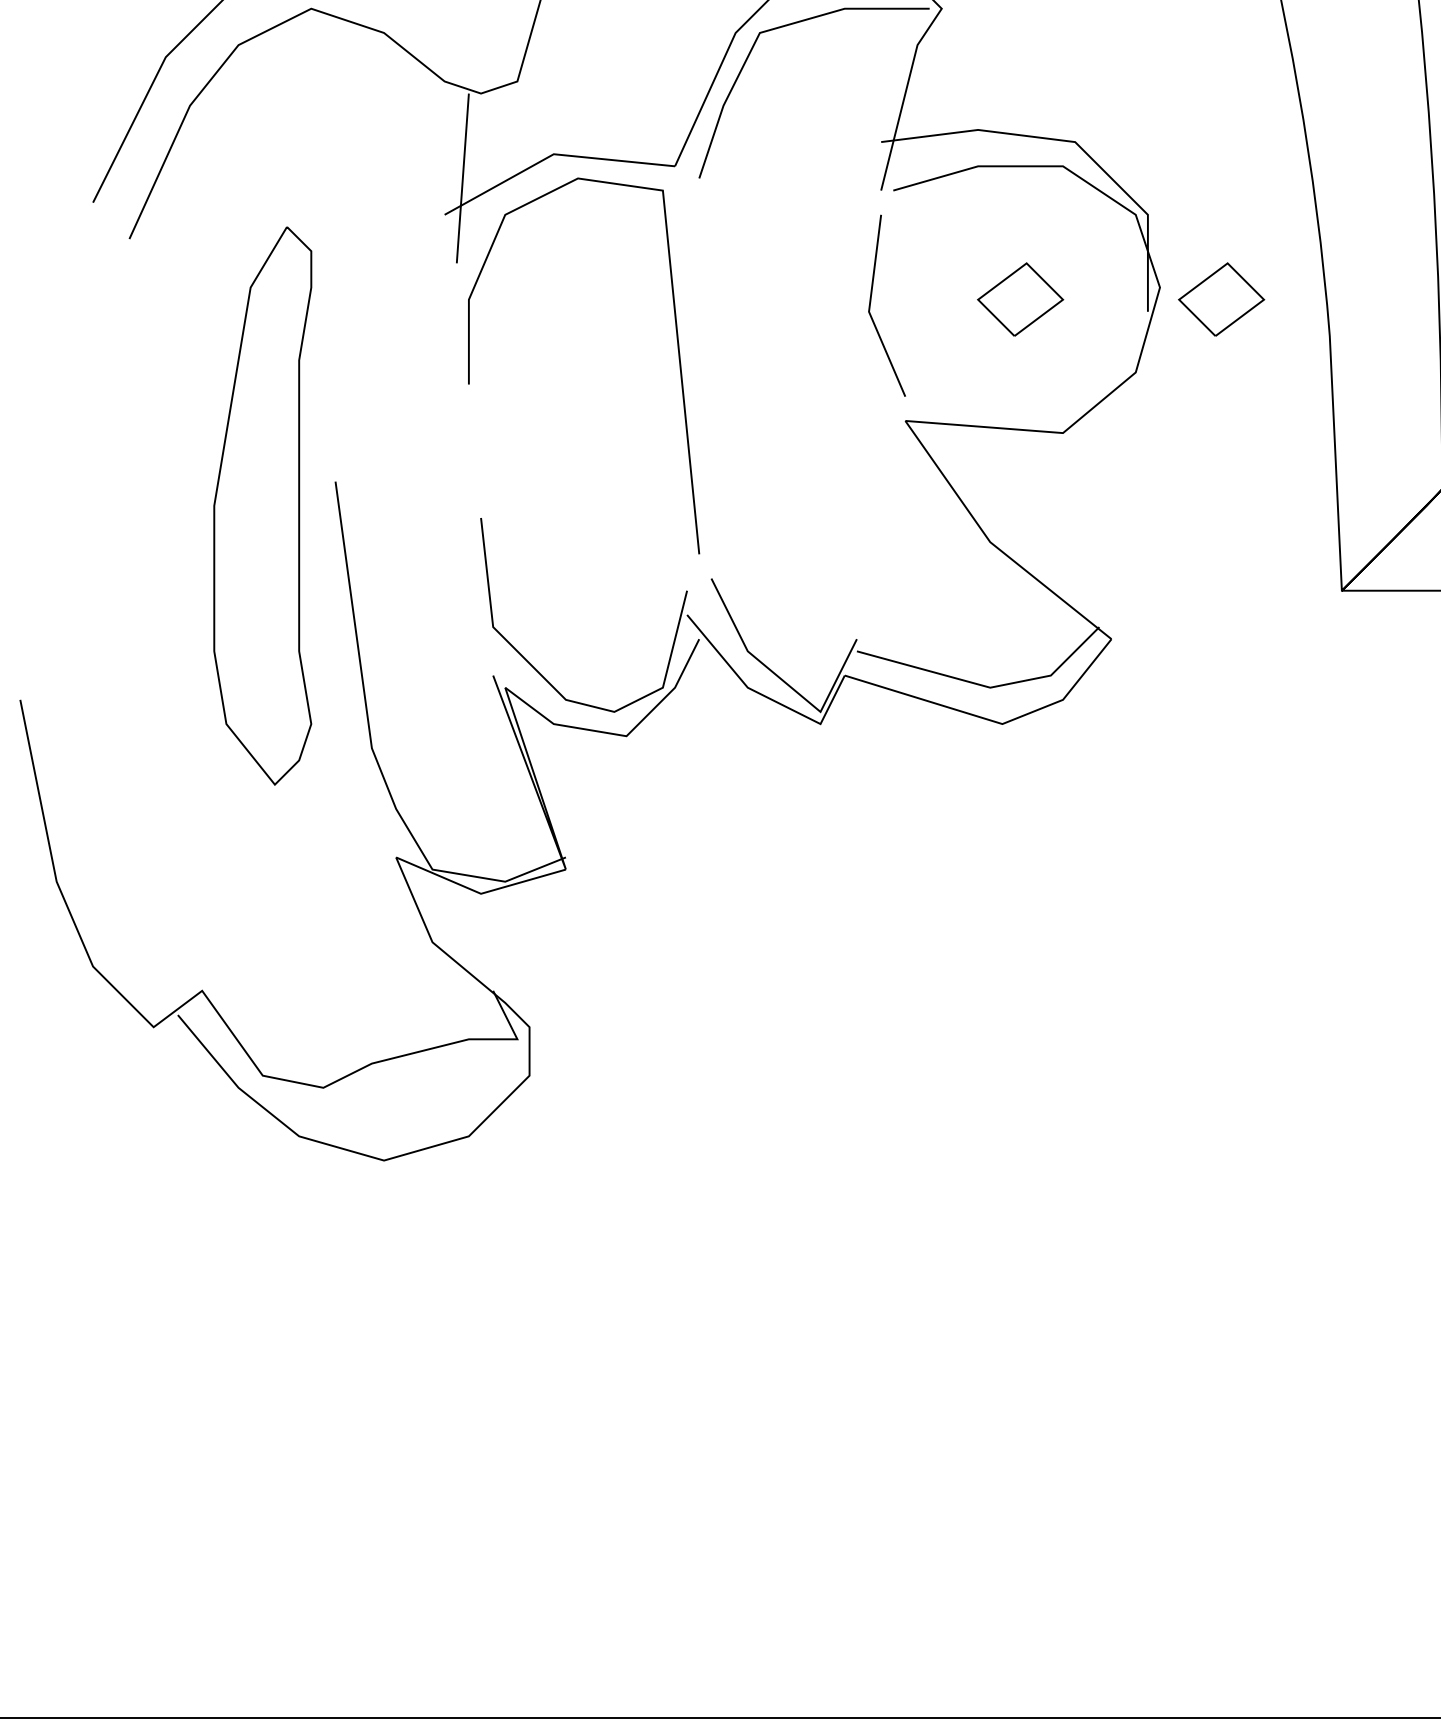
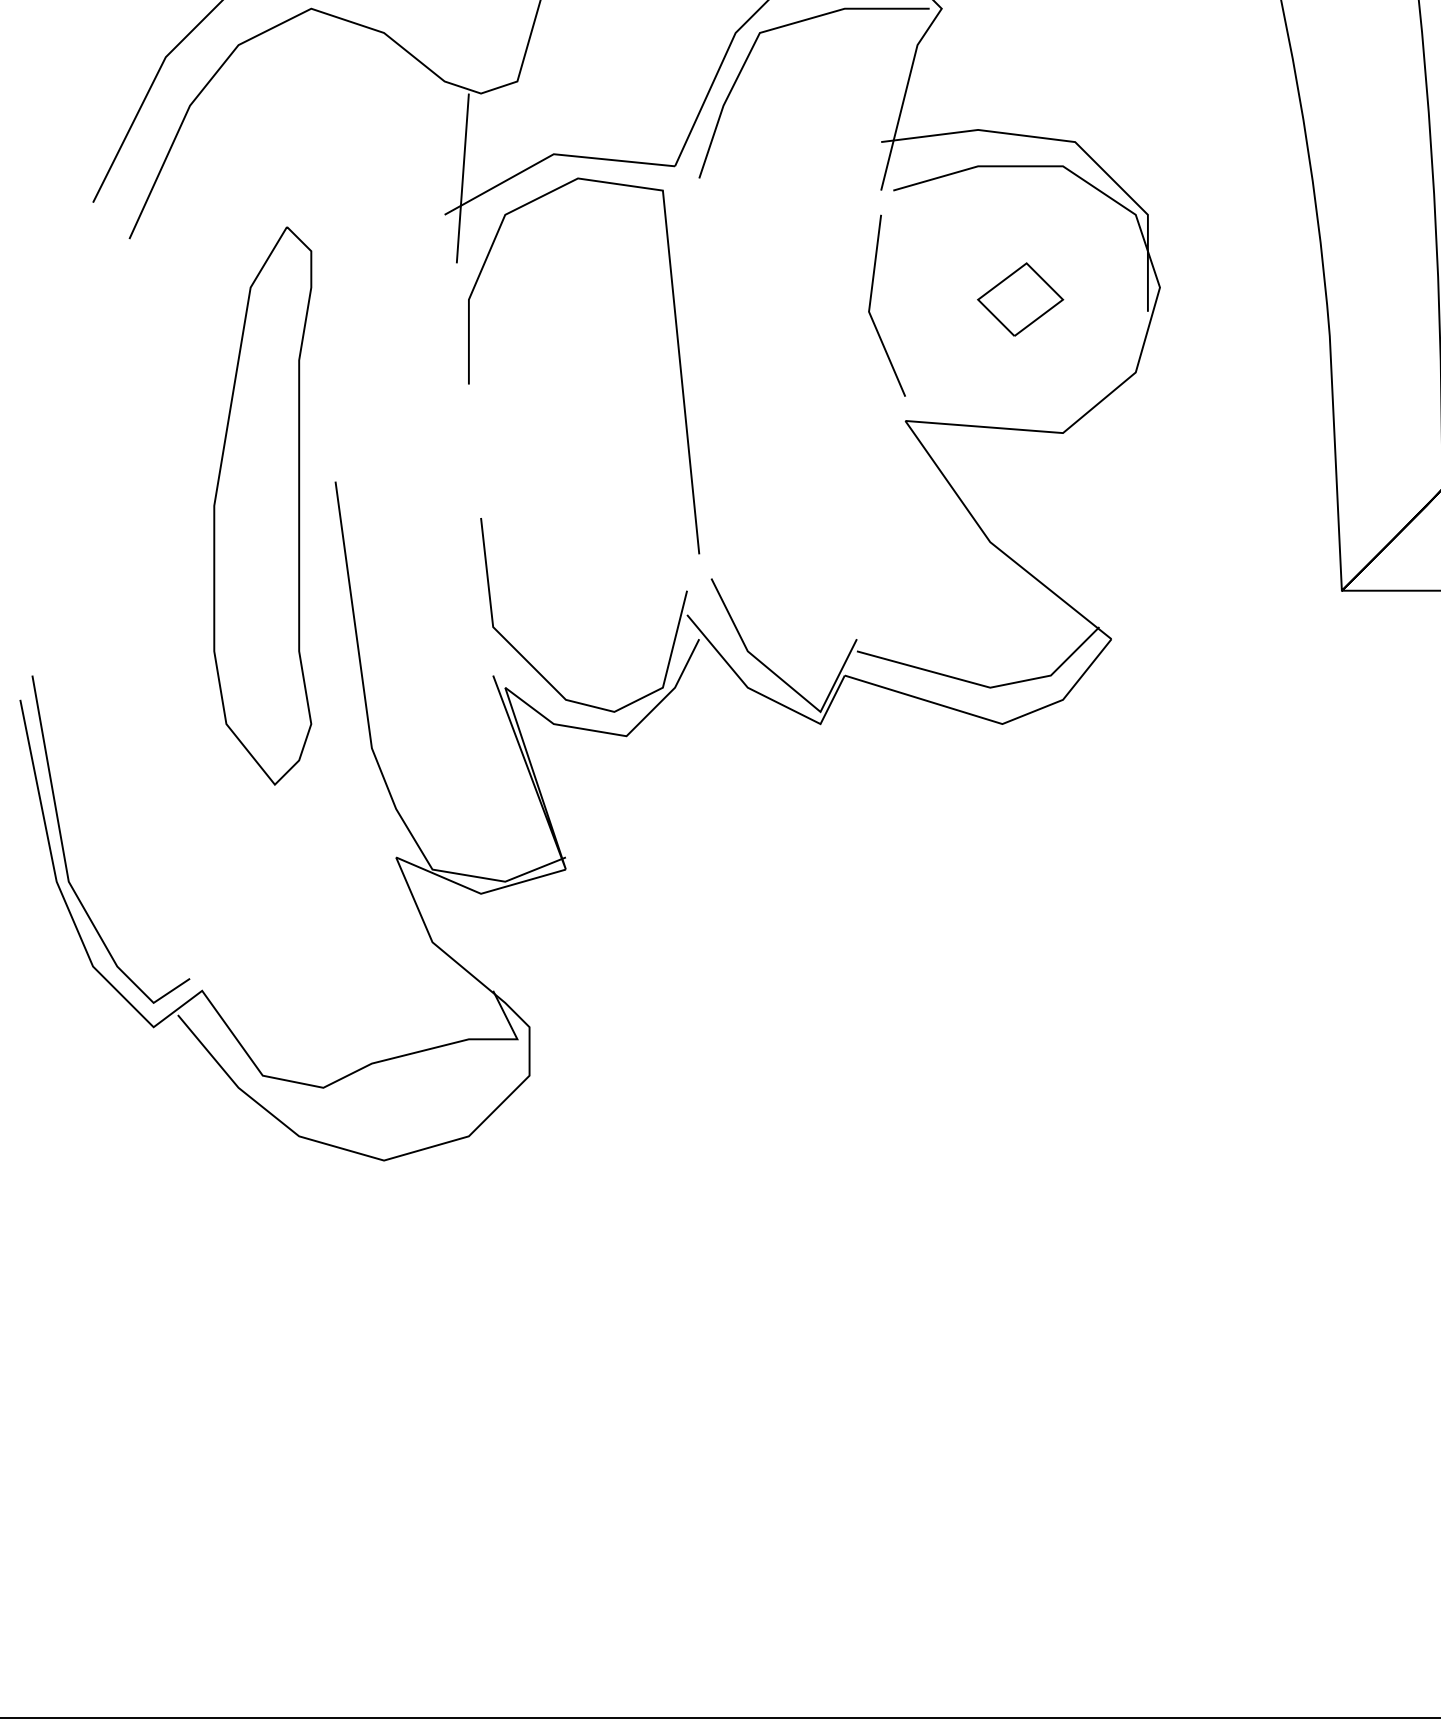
part: present -> none (1221, 299)
curve: none -> present (63, 844)
